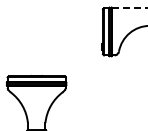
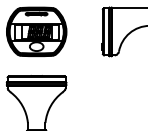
line: dashed -> solid (130, 8)
part: none -> present (36, 31)
